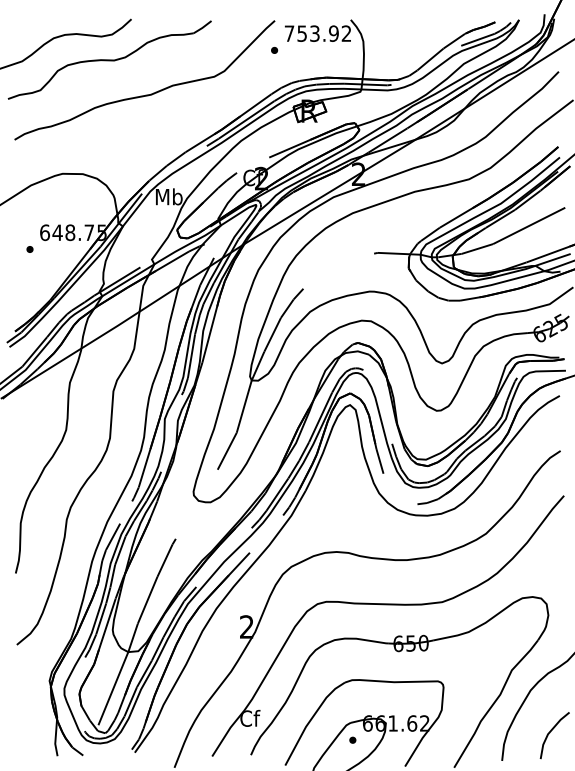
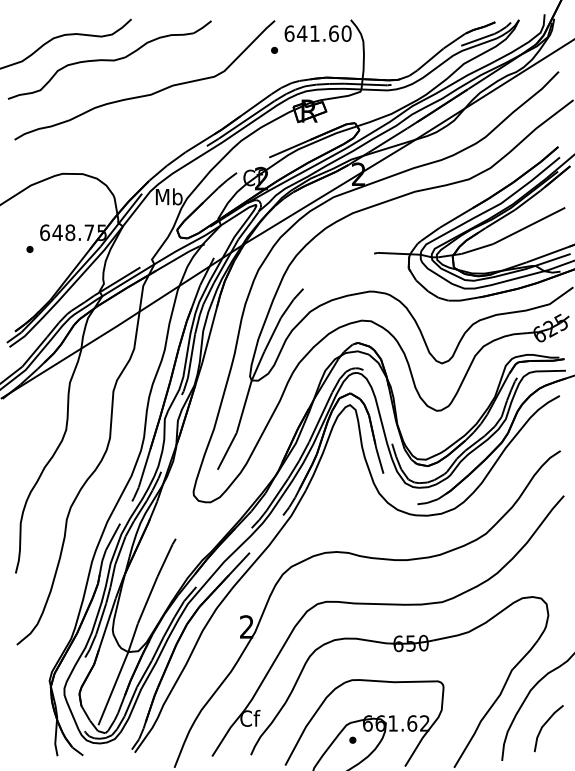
text: 753.92 -> 641.60 (317, 33)
line position: (551, 731) -> (545, 724) (545, 724)
